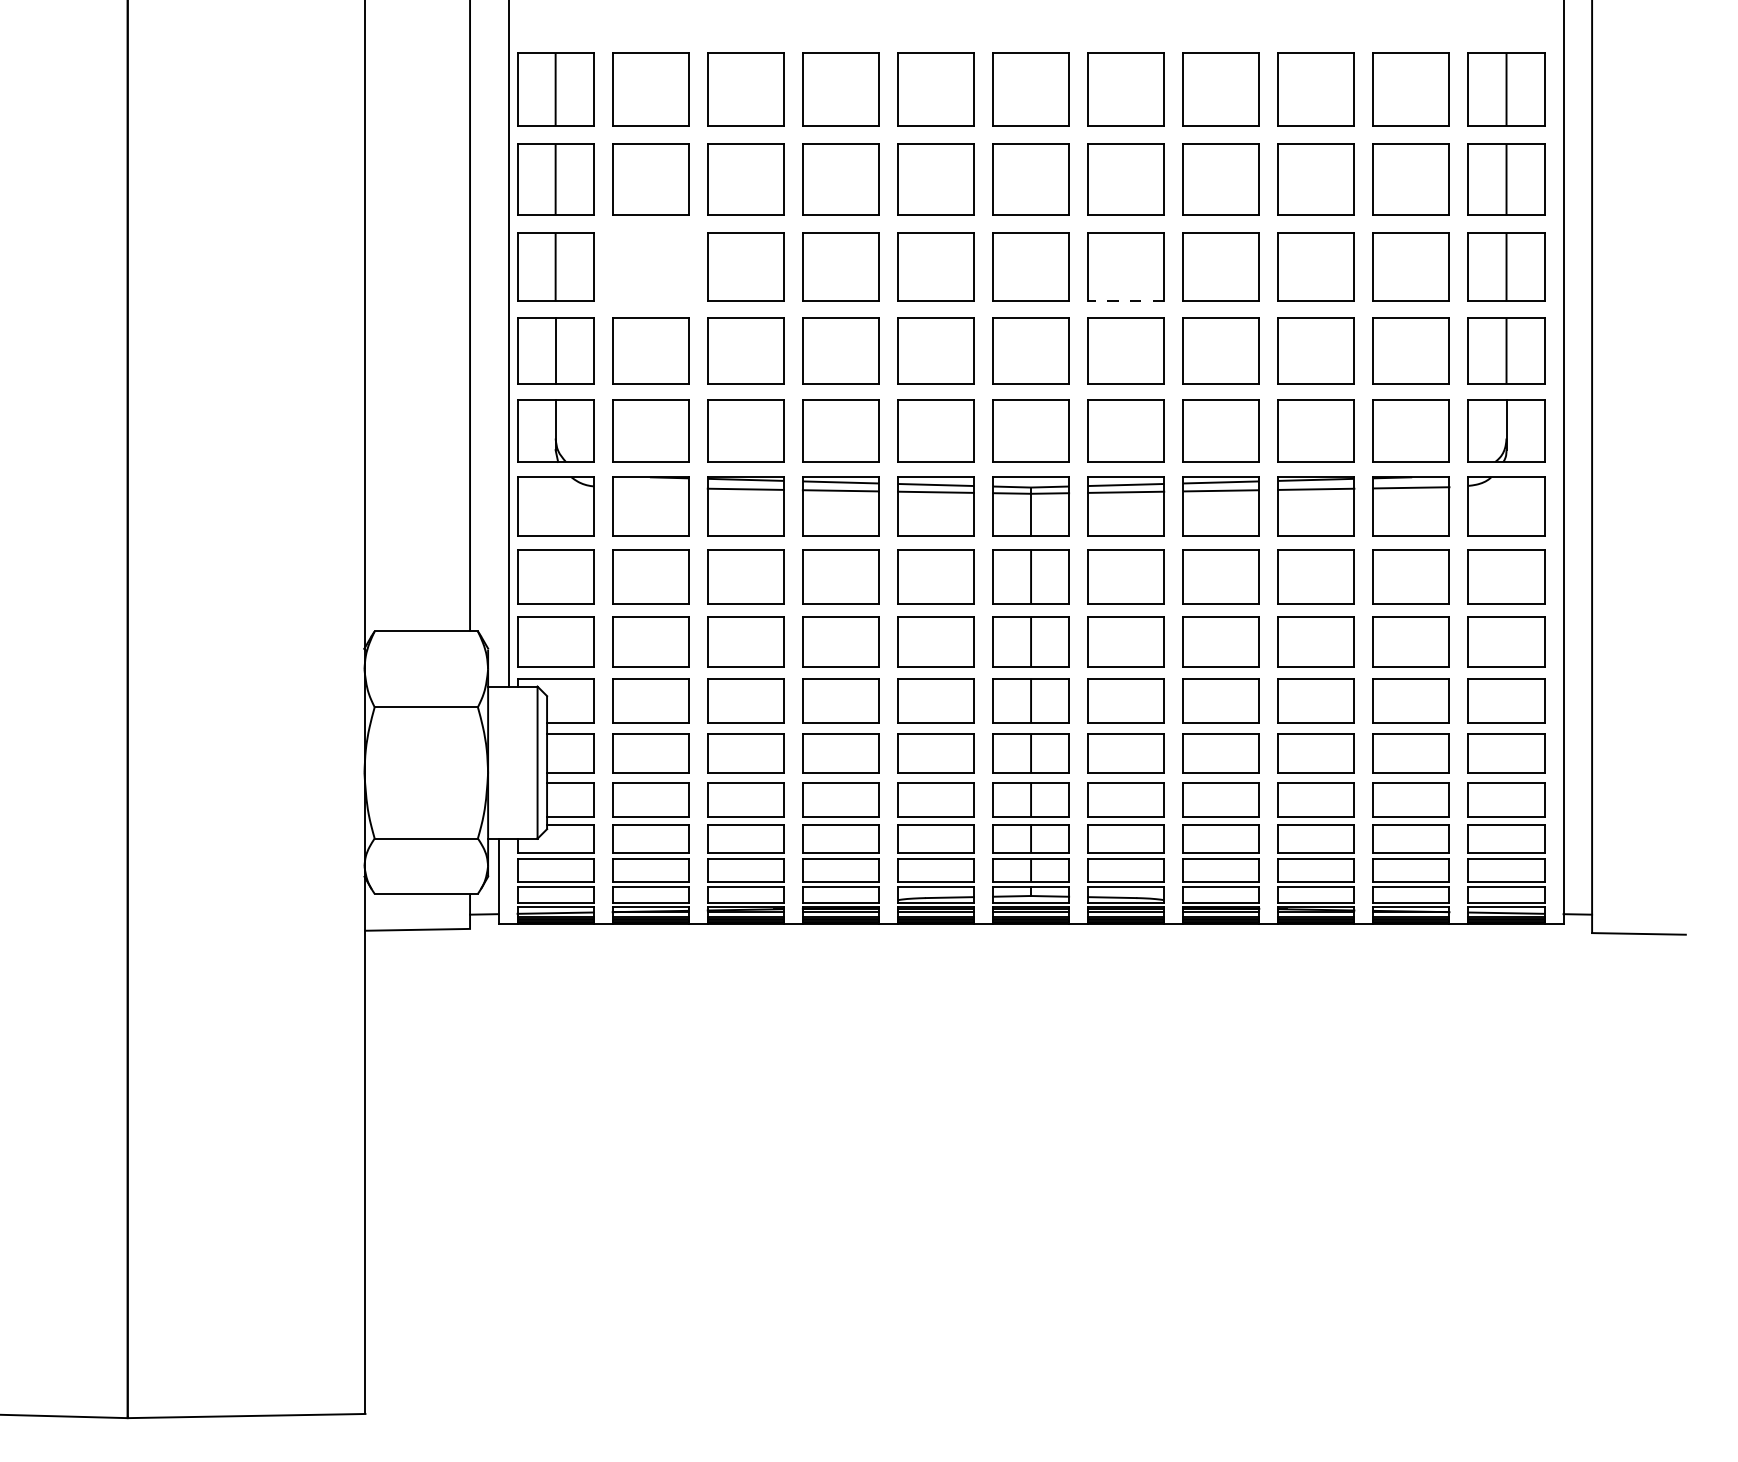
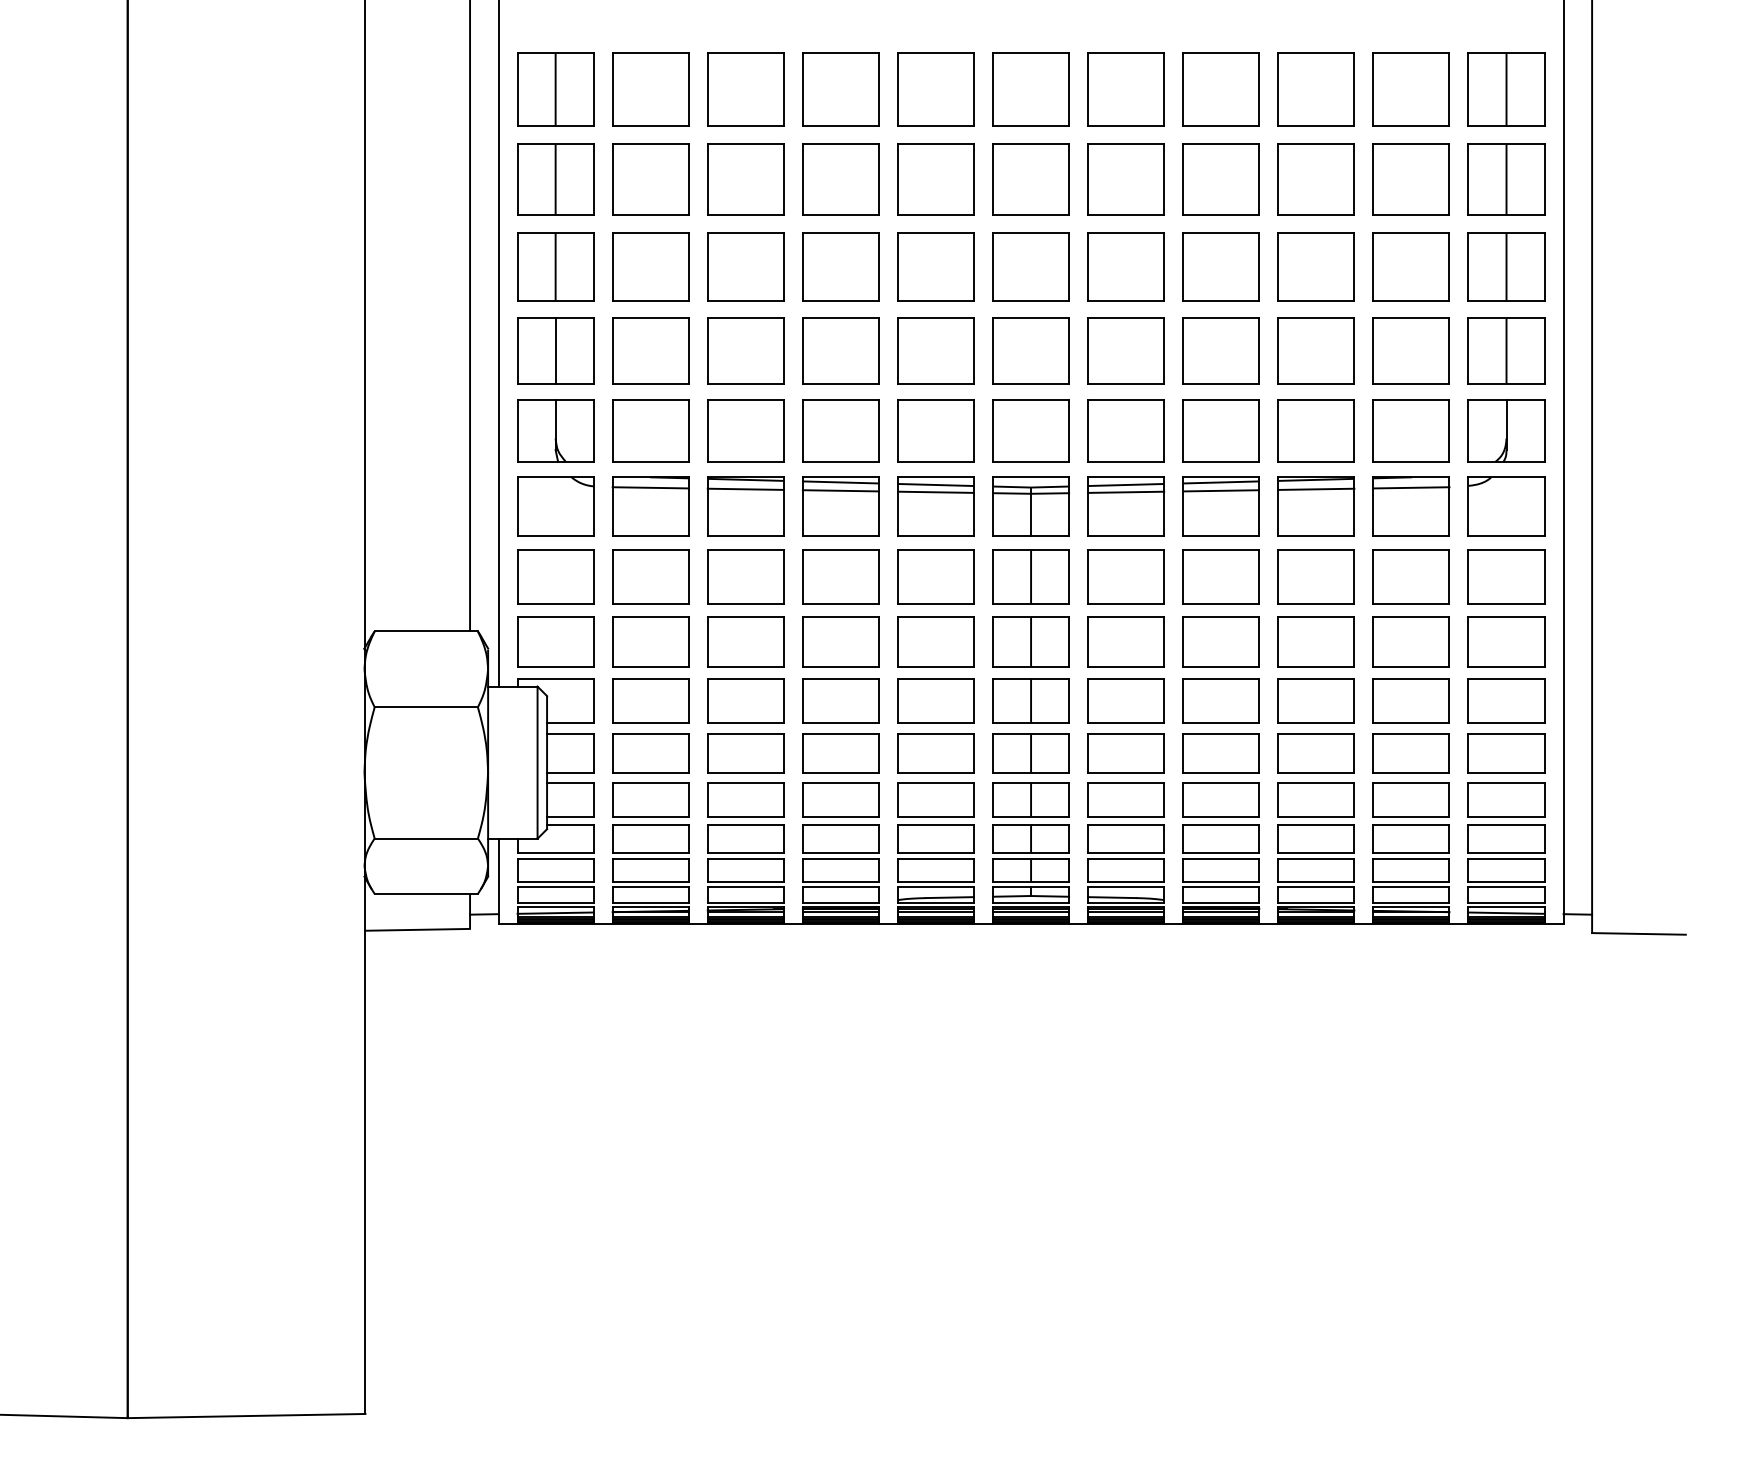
part: none -> present (650, 266)
line: dashed -> solid (1125, 301)
line position: (508, 344) -> (498, 344) (498, 344)
line: none -> present (650, 487)
